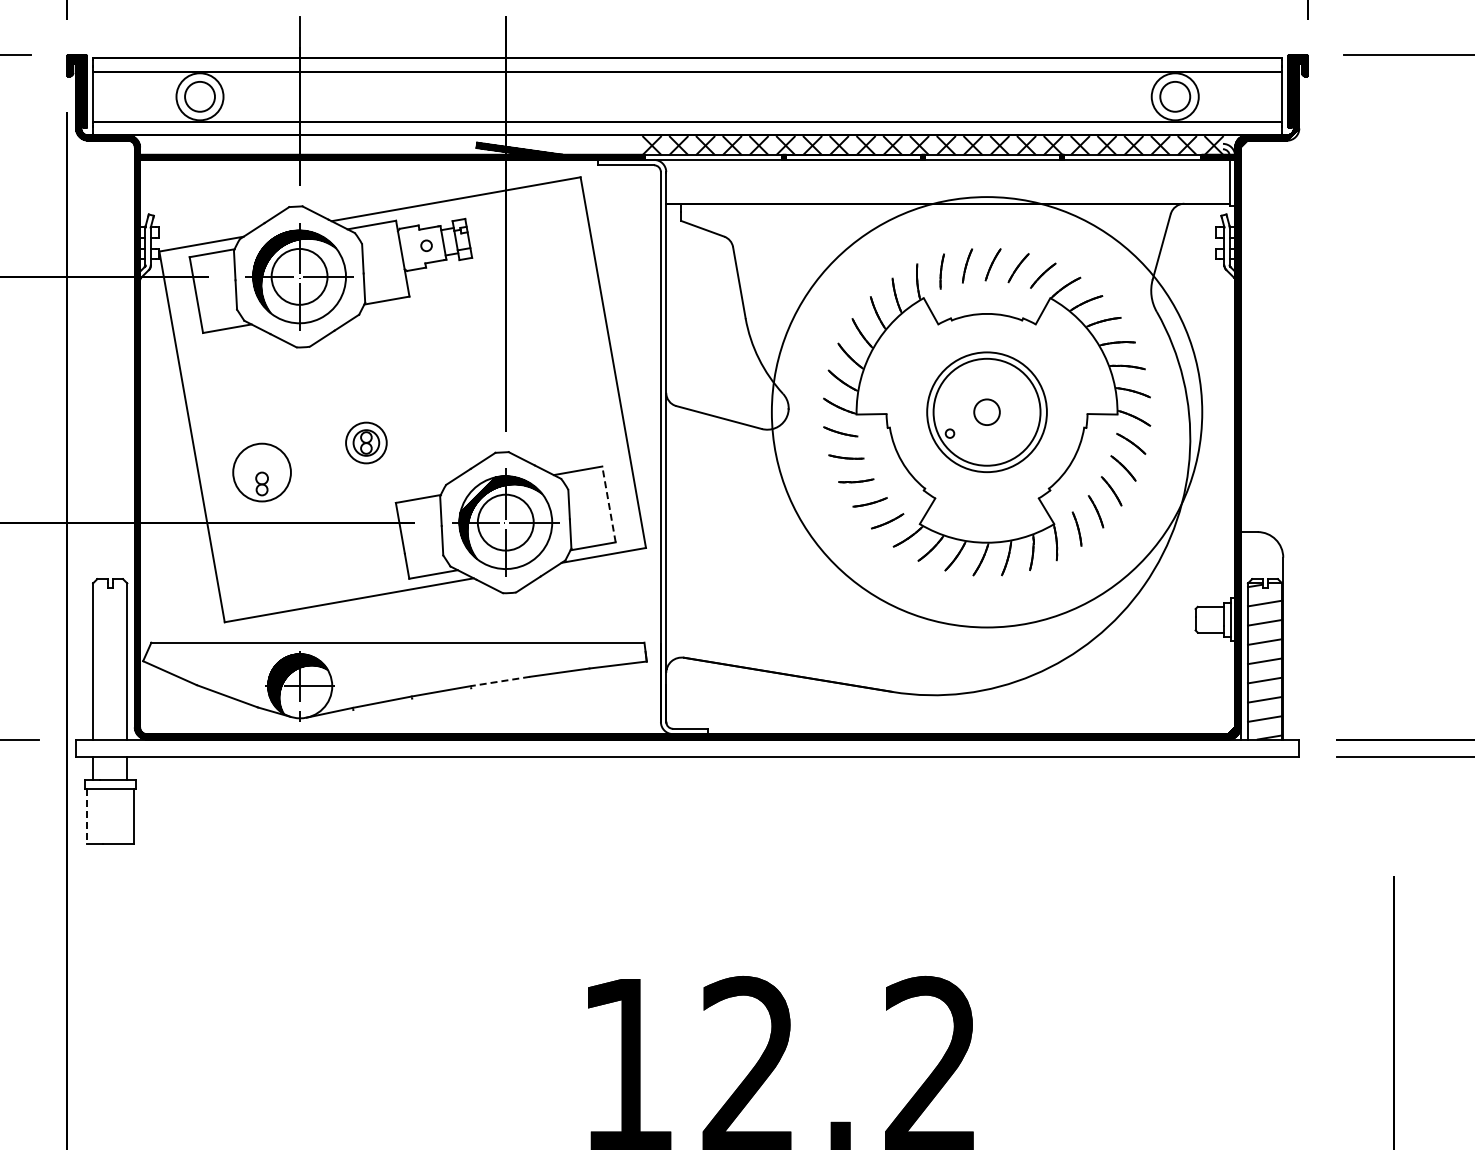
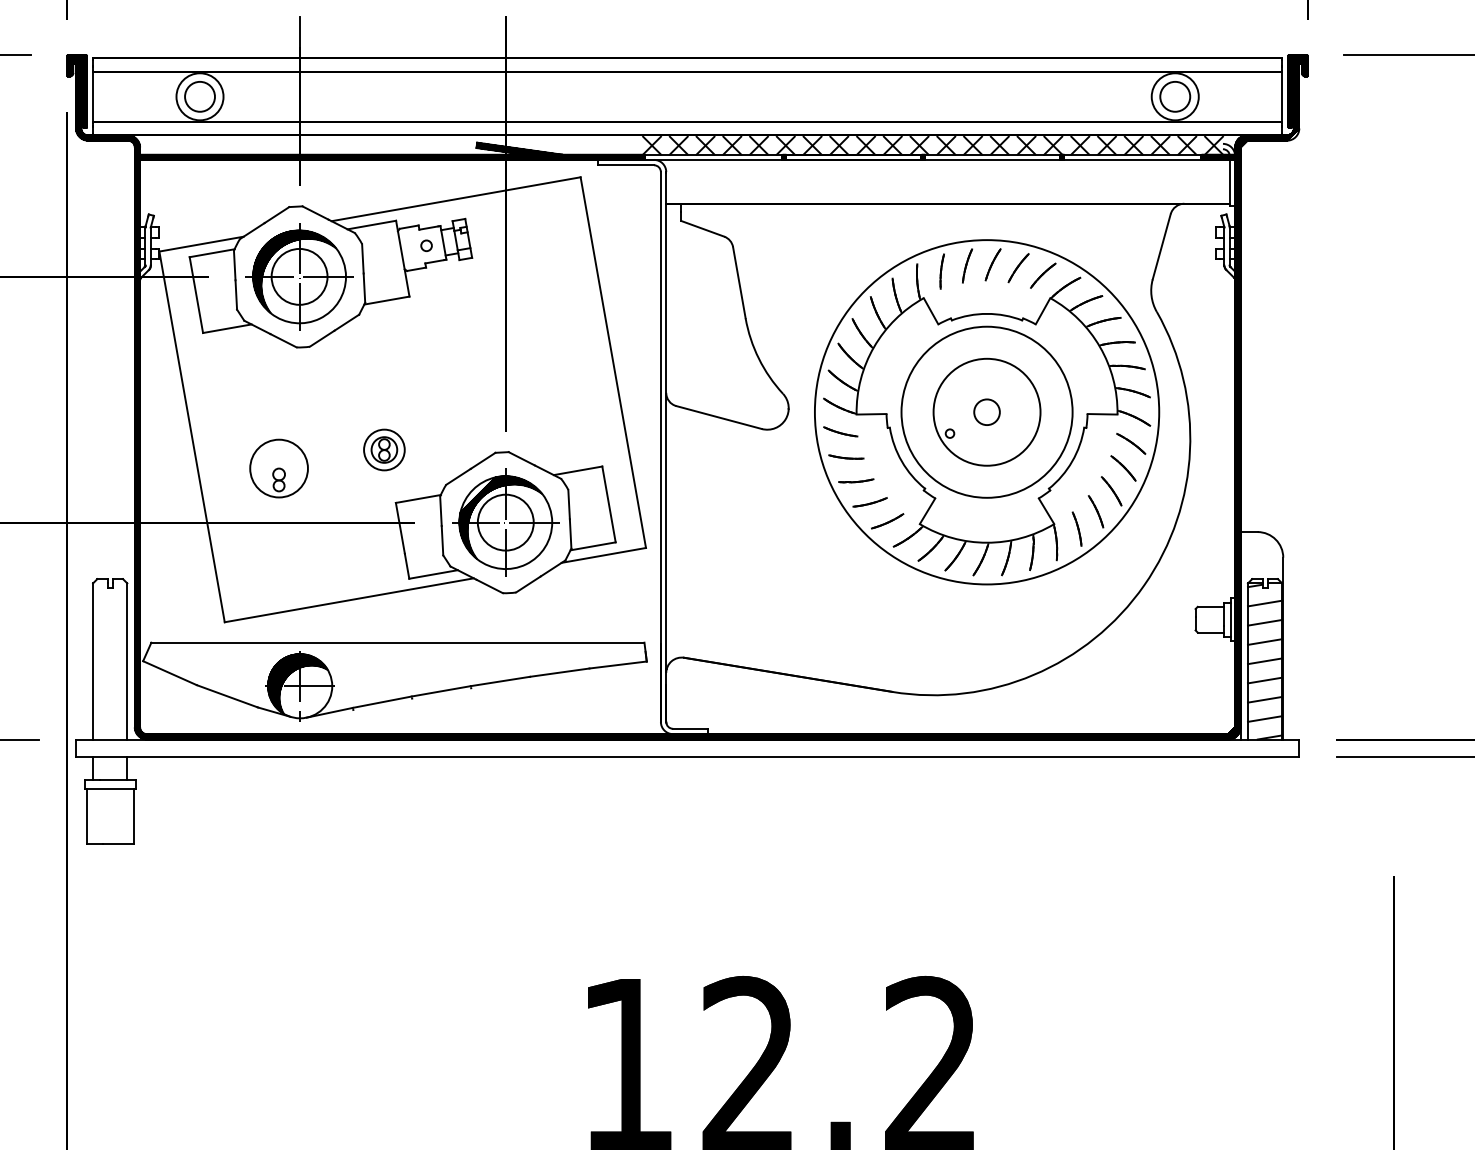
circle diameter: 120 px -> 171 px (986, 411)
circle diameter: 430 px -> 344 px (986, 412)
part position: (366, 442) -> (384, 449) (384, 449)
part position: (261, 472) -> (278, 468) (278, 468)
line: dashed -> solid (608, 503)
line: dashed -> solid (500, 681)
line: dashed -> solid (86, 816)
